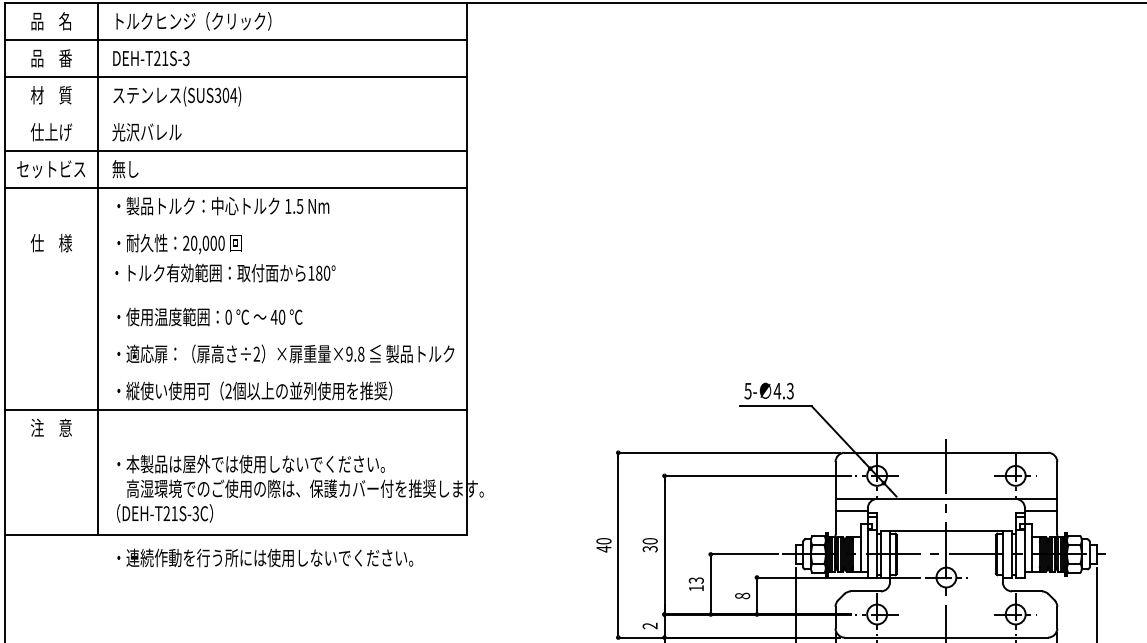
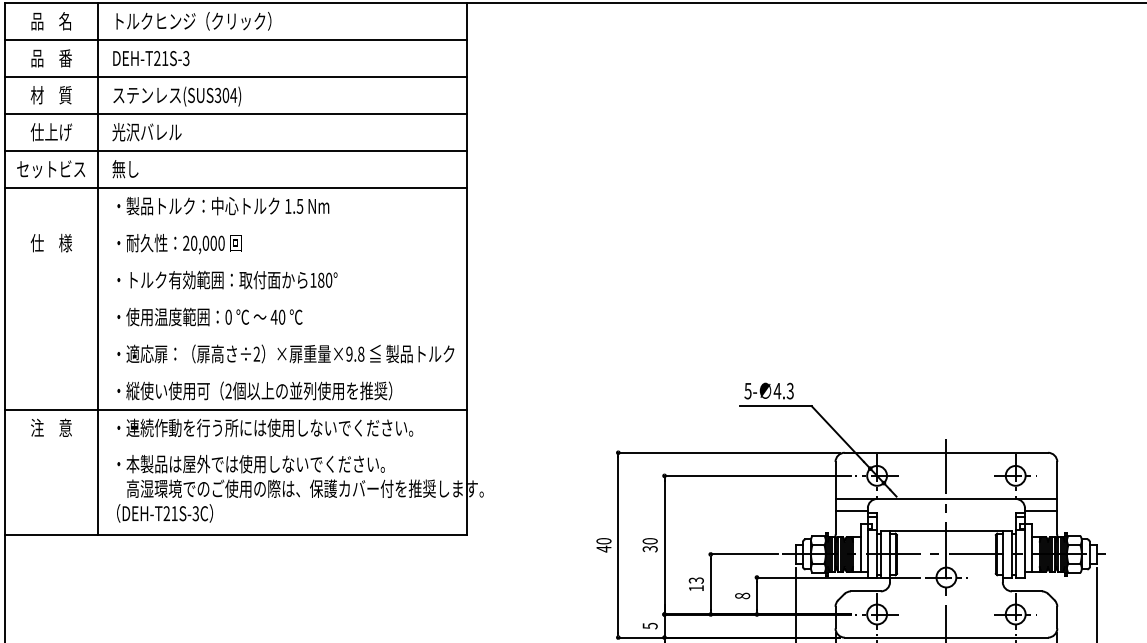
line: none -> present (236, 113)
text position: (225, 272) -> (227, 279) (227, 279)
text position: (265, 557) -> (265, 427) (265, 427)
text: 2 -> 5 (649, 625)
